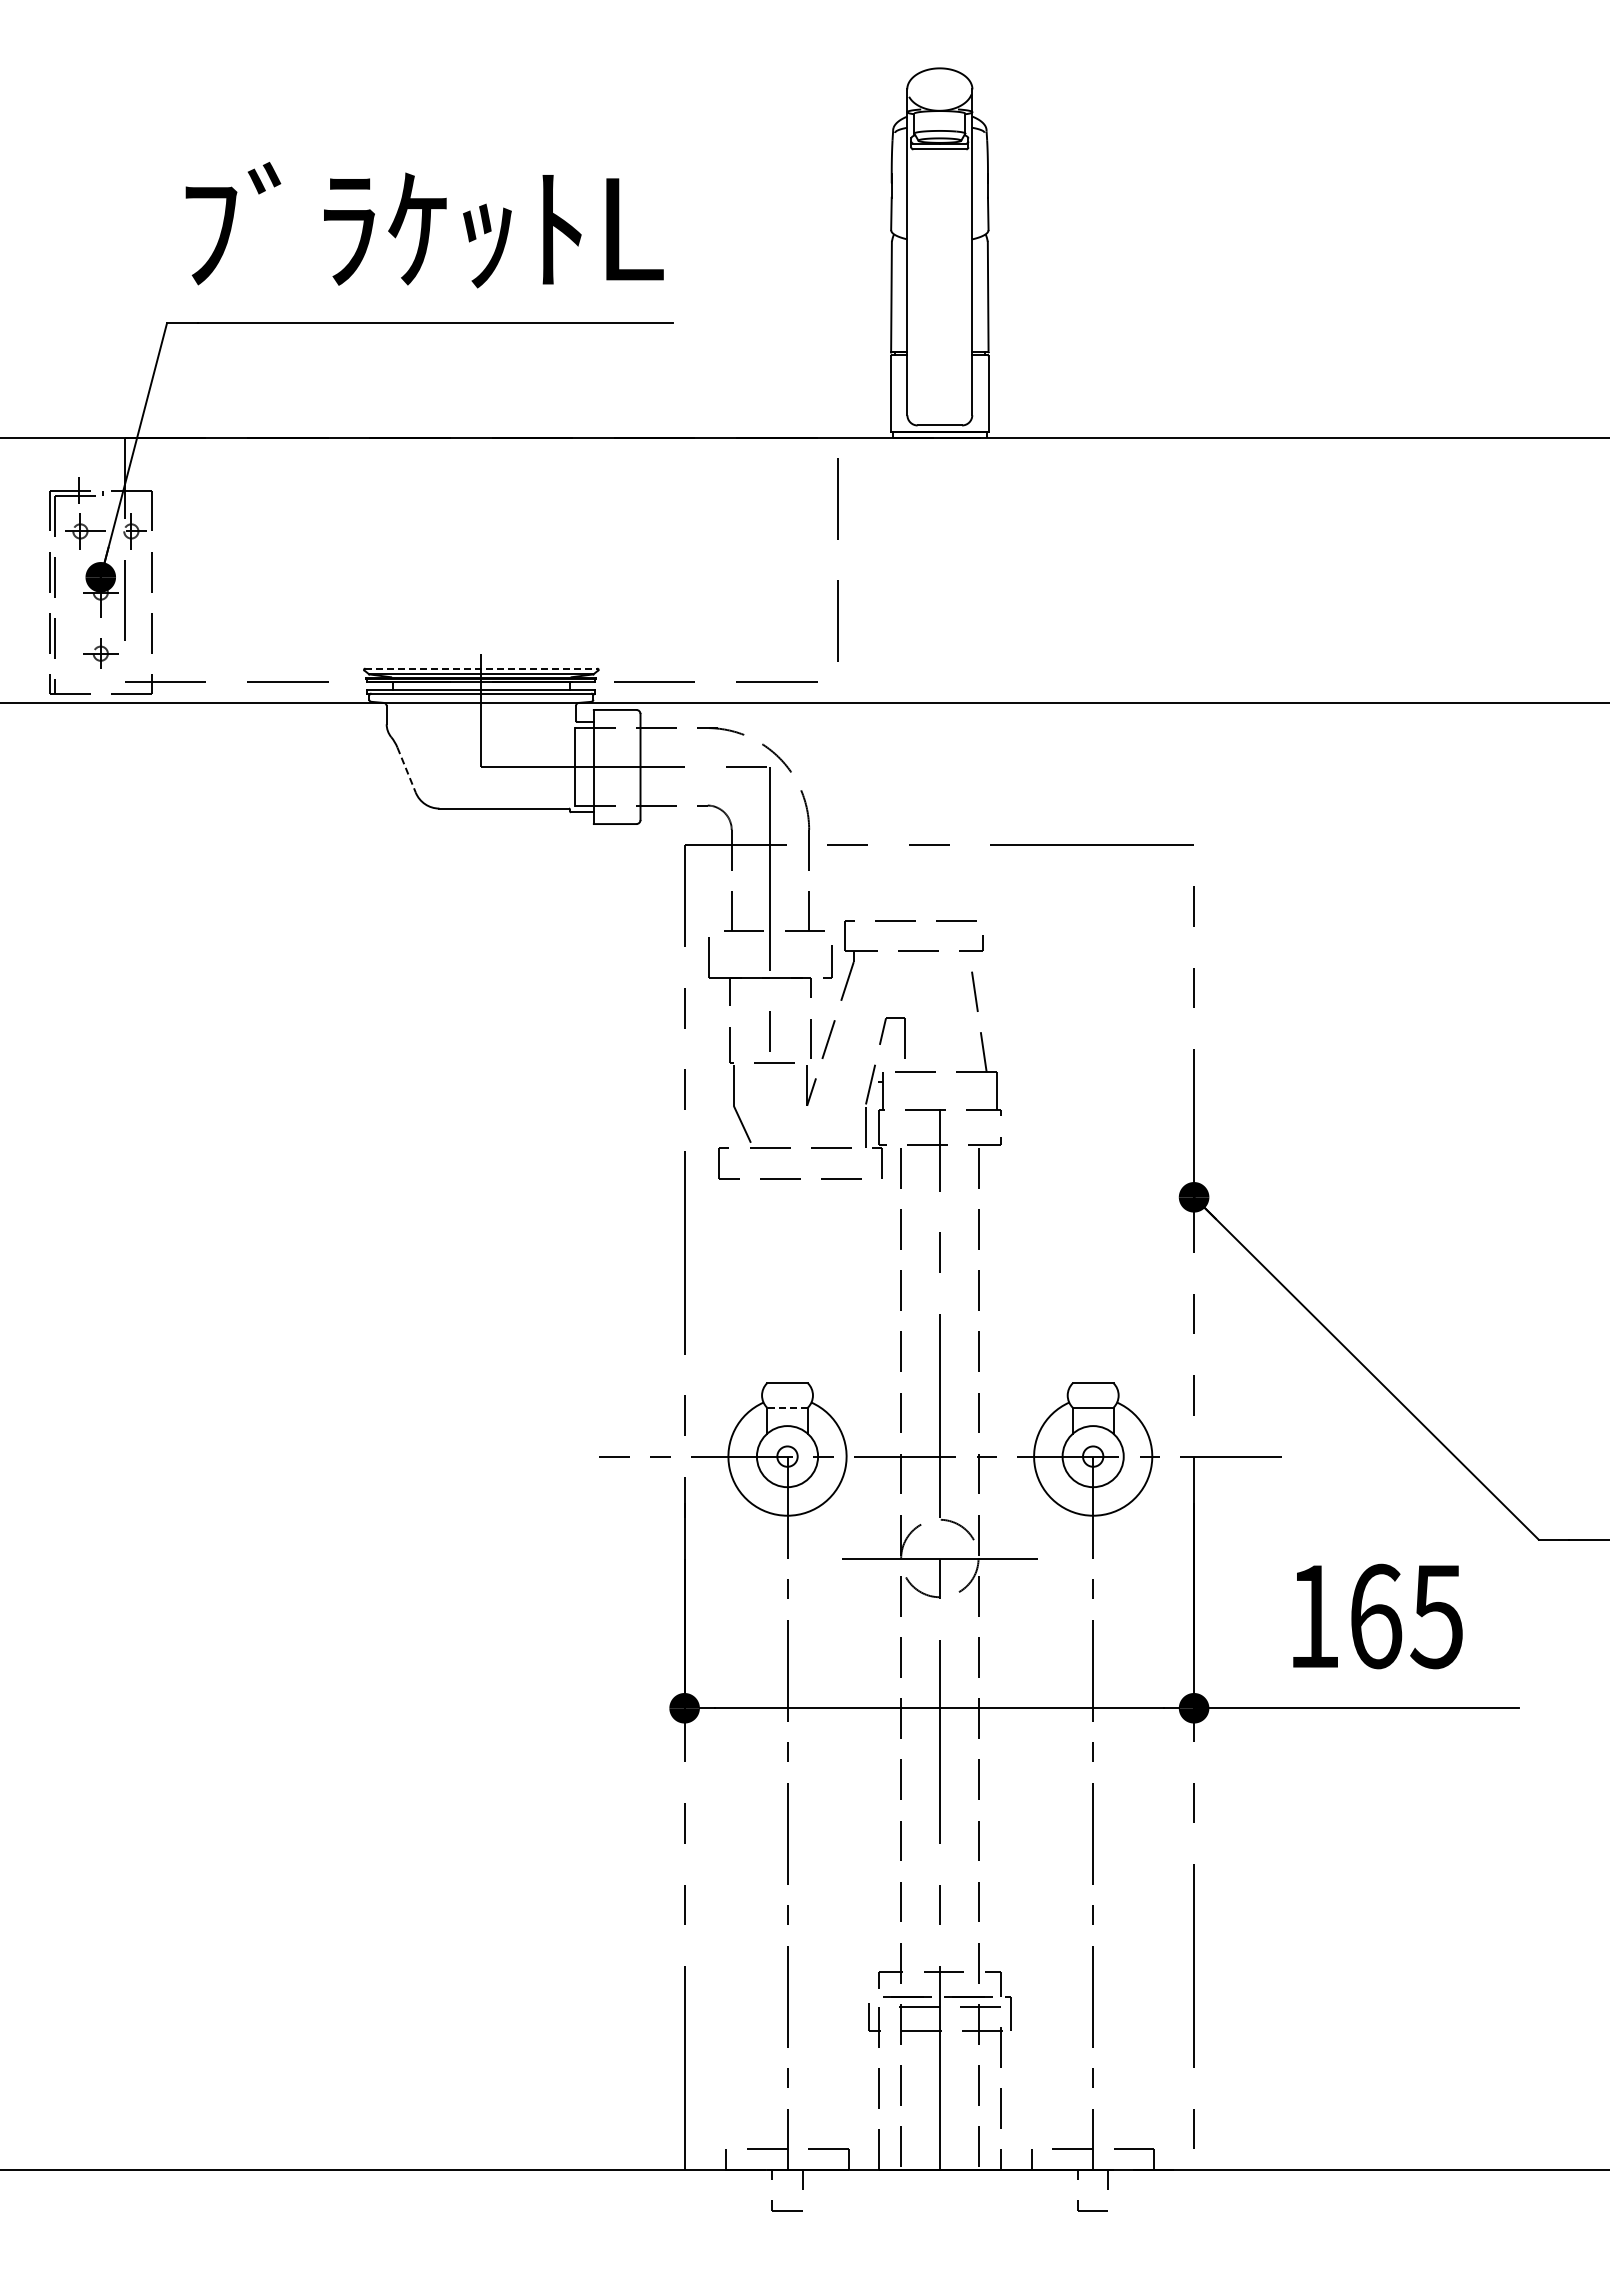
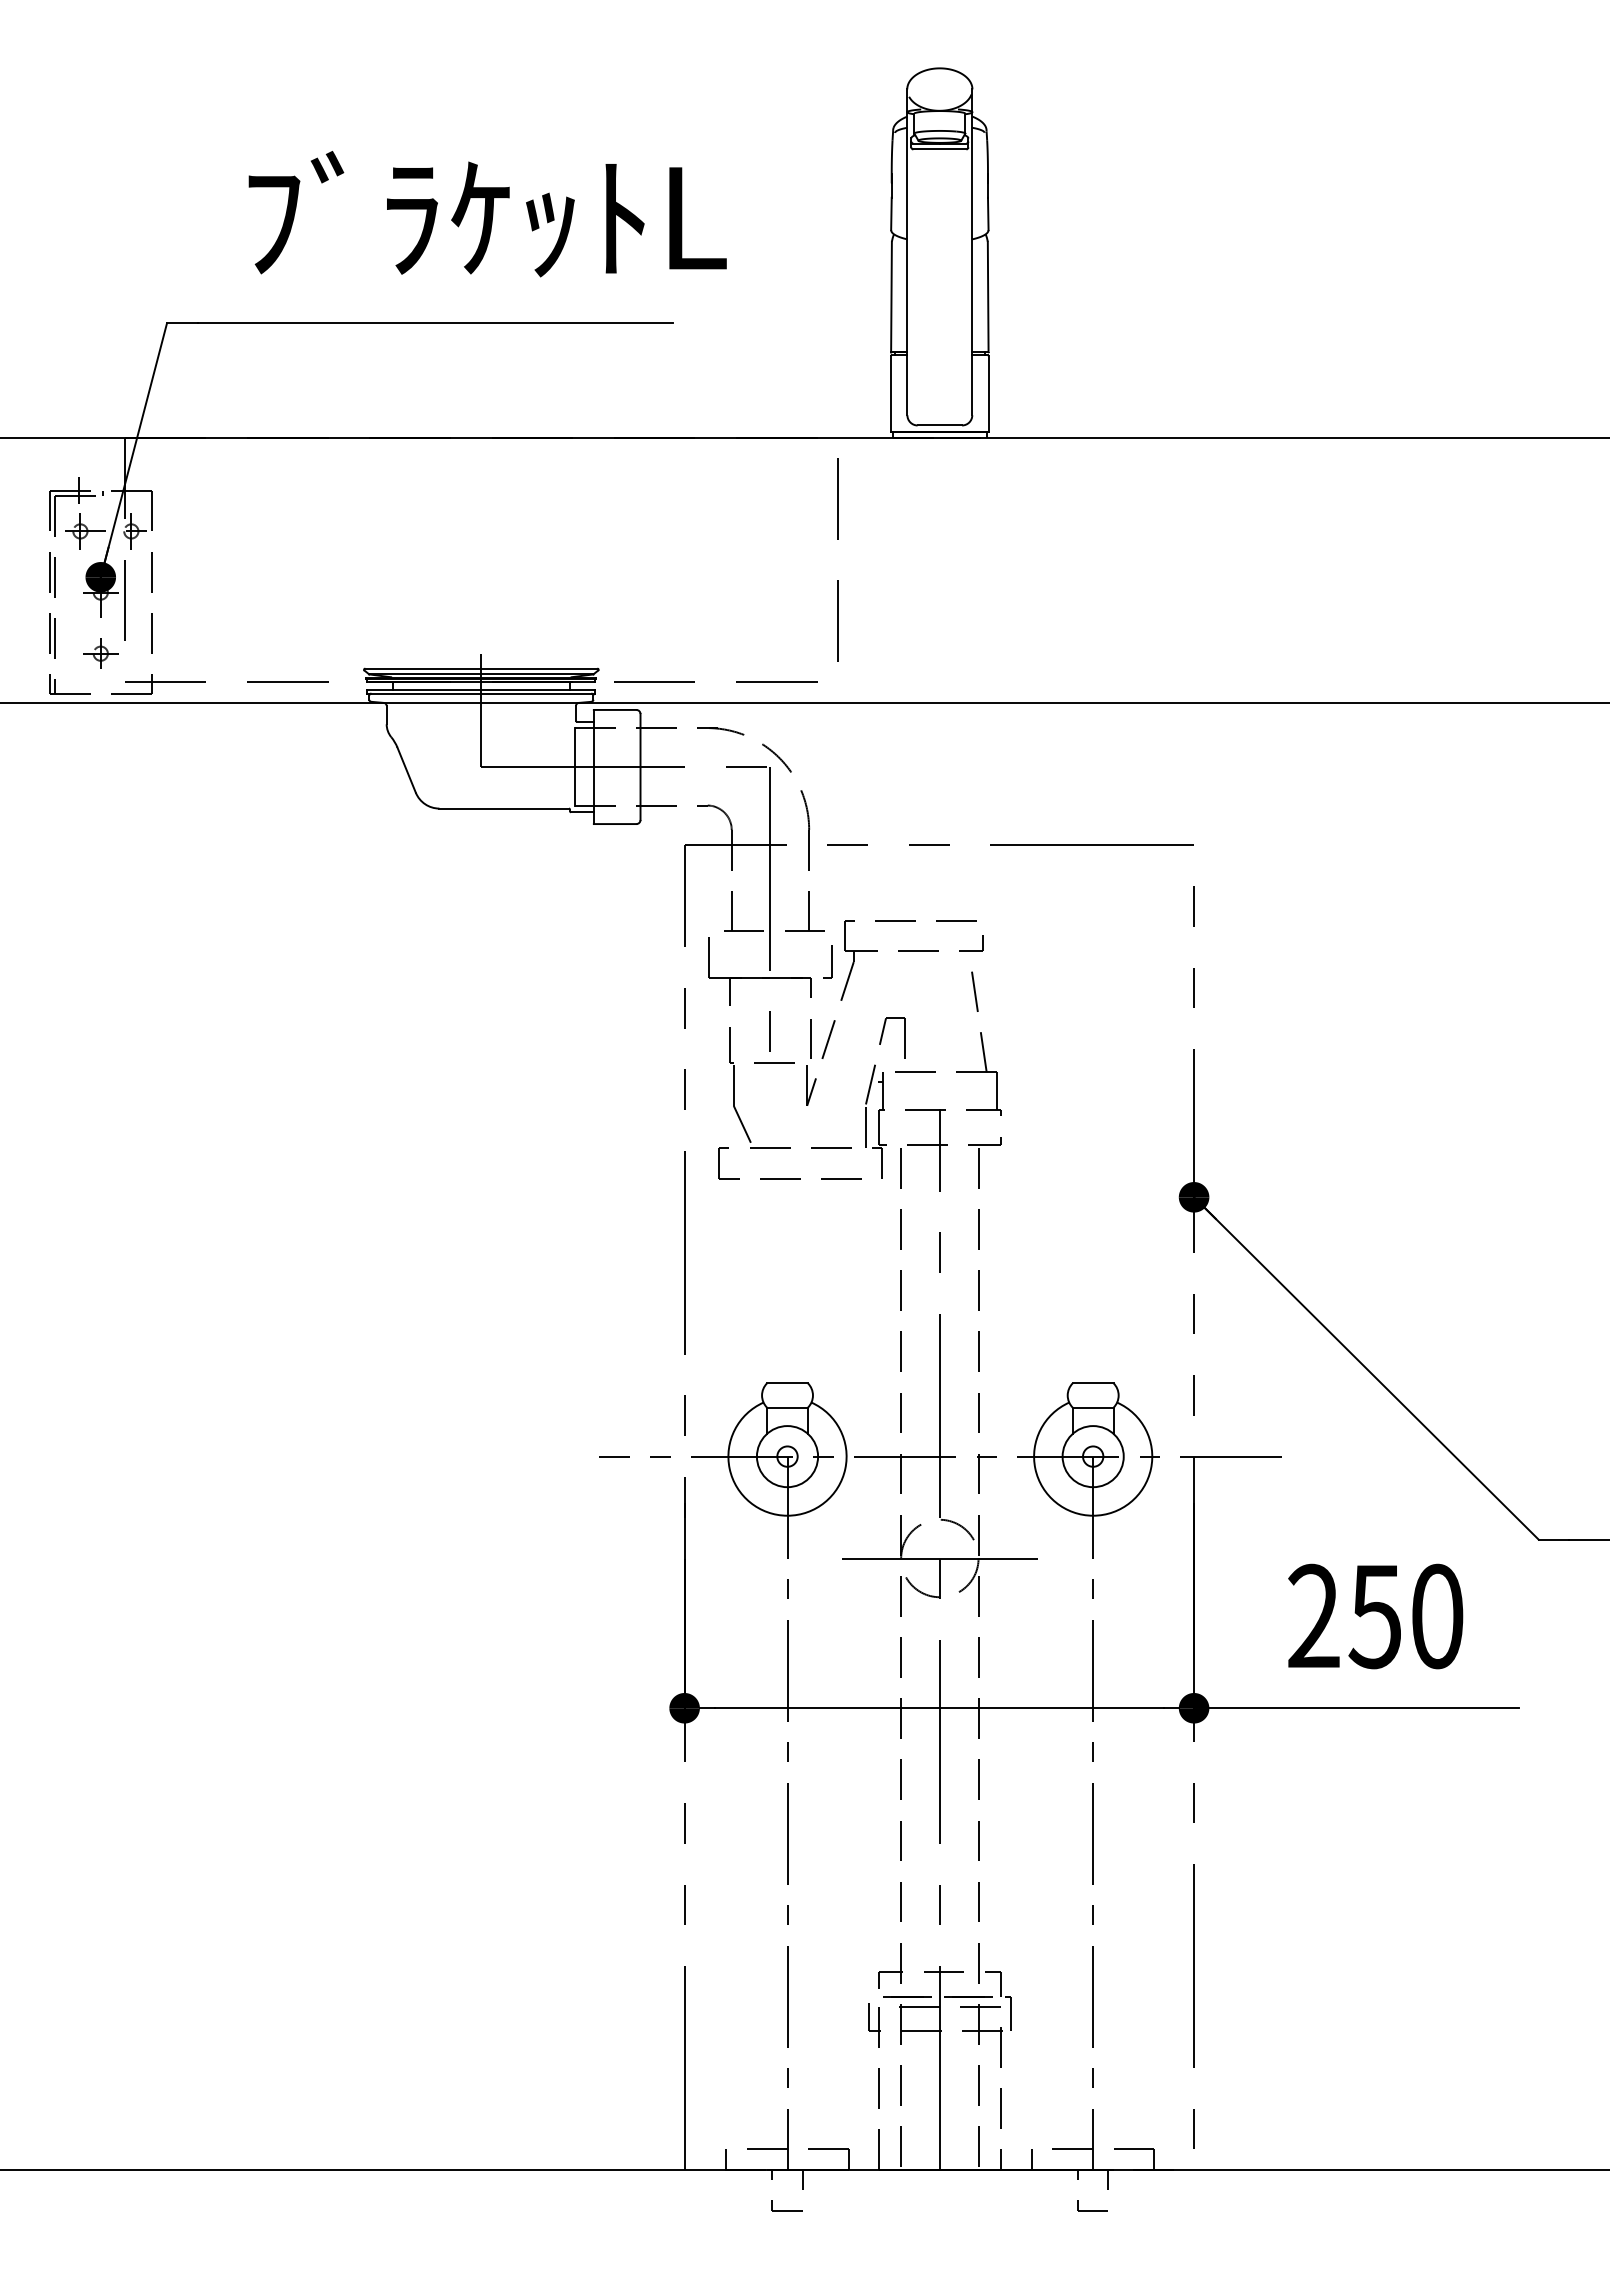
text position: (424, 225) -> (487, 214) (487, 214)
line: dashed -> solid (481, 668)
line: dashed -> solid (406, 770)
line: dashed -> solid (787, 1407)
text: 165 -> 250 (1375, 1616)
